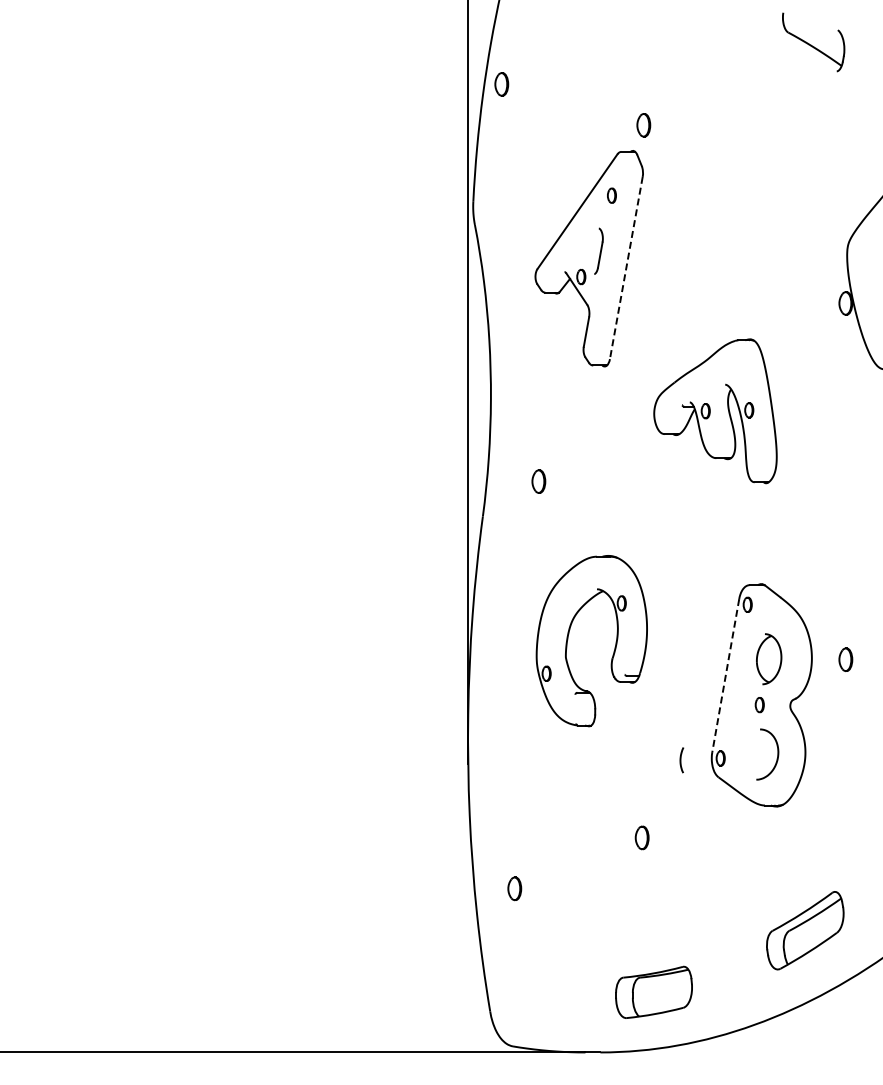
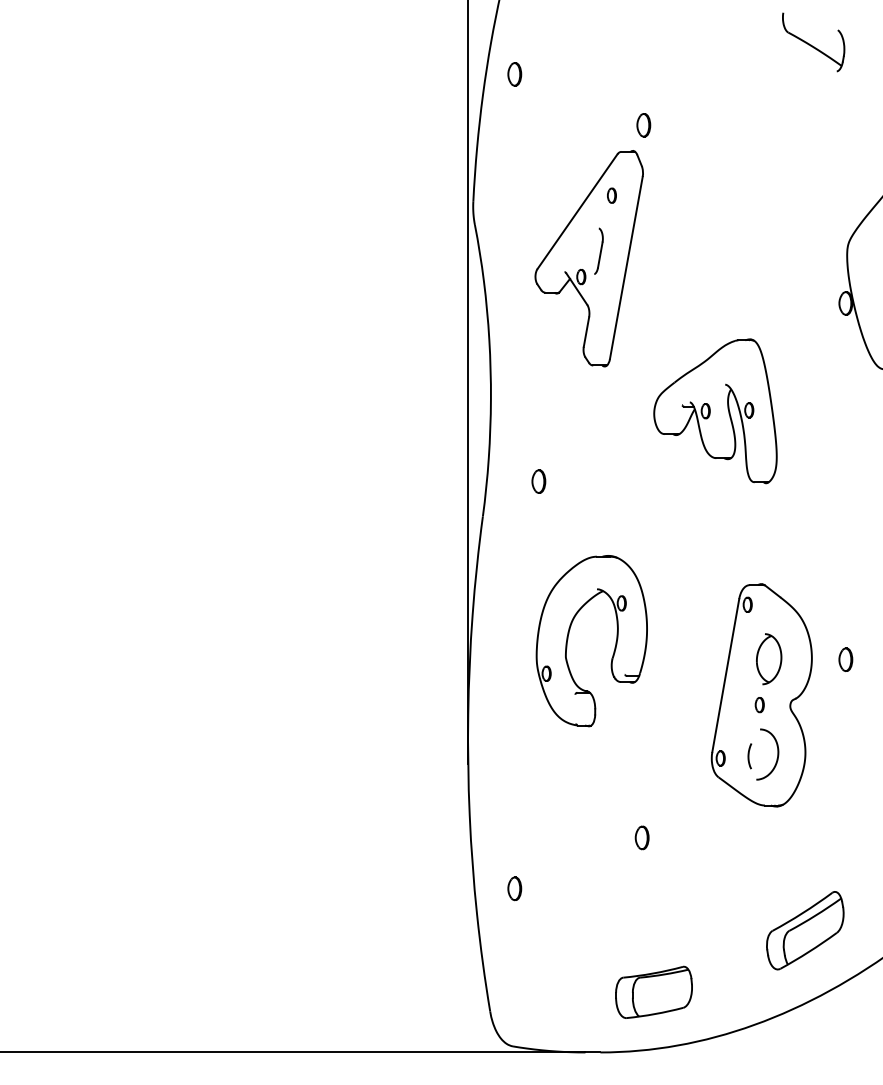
part position: (501, 84) -> (514, 74) (514, 74)
line: dashed -> solid (626, 268)
line: dashed -> solid (725, 675)
part position: (681, 760) -> (749, 756) (749, 756)
